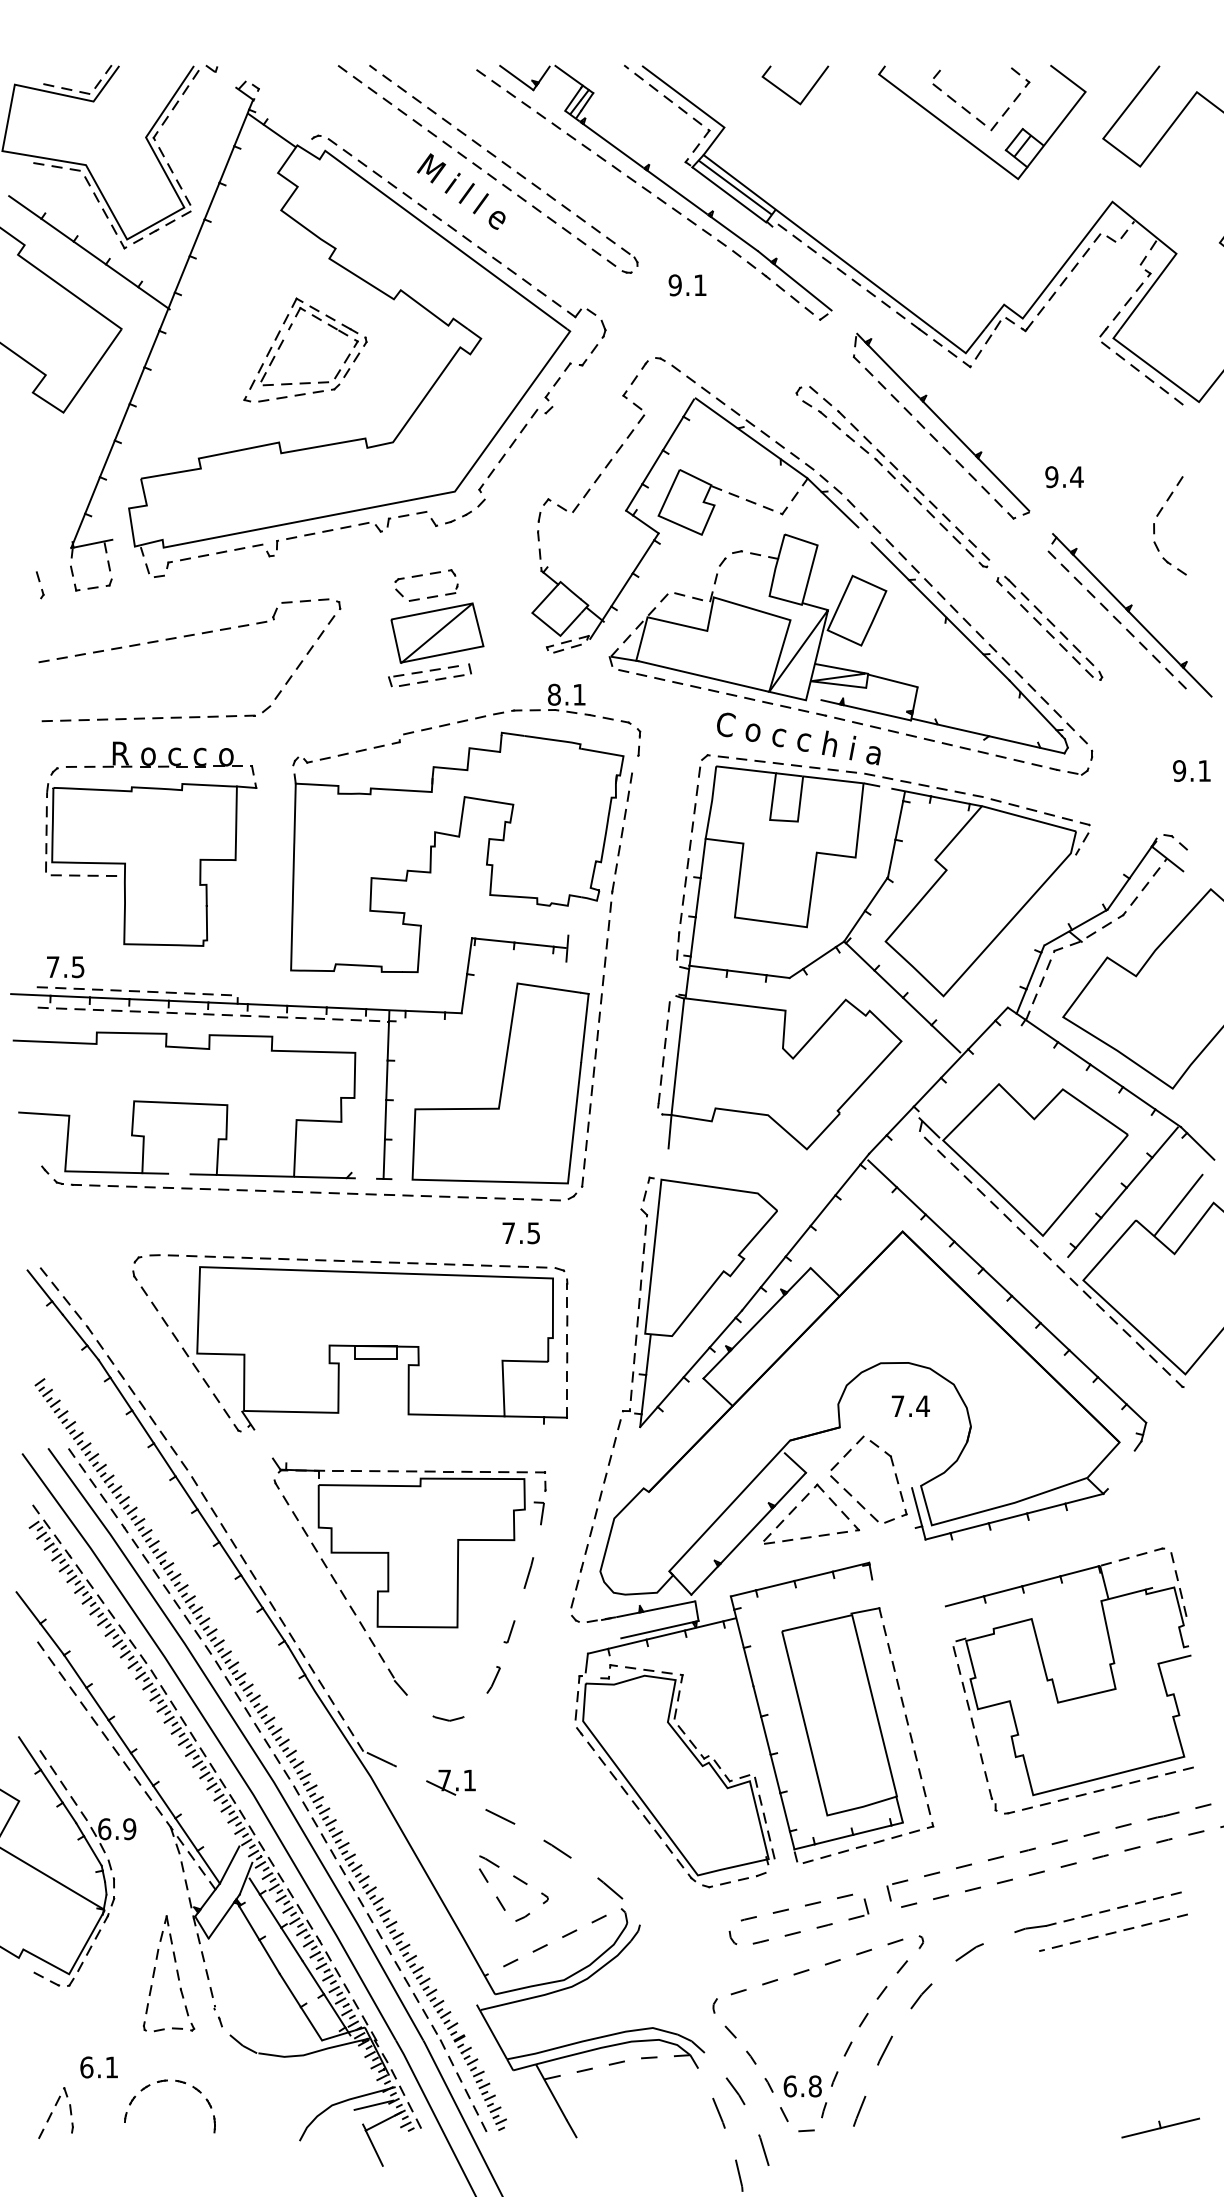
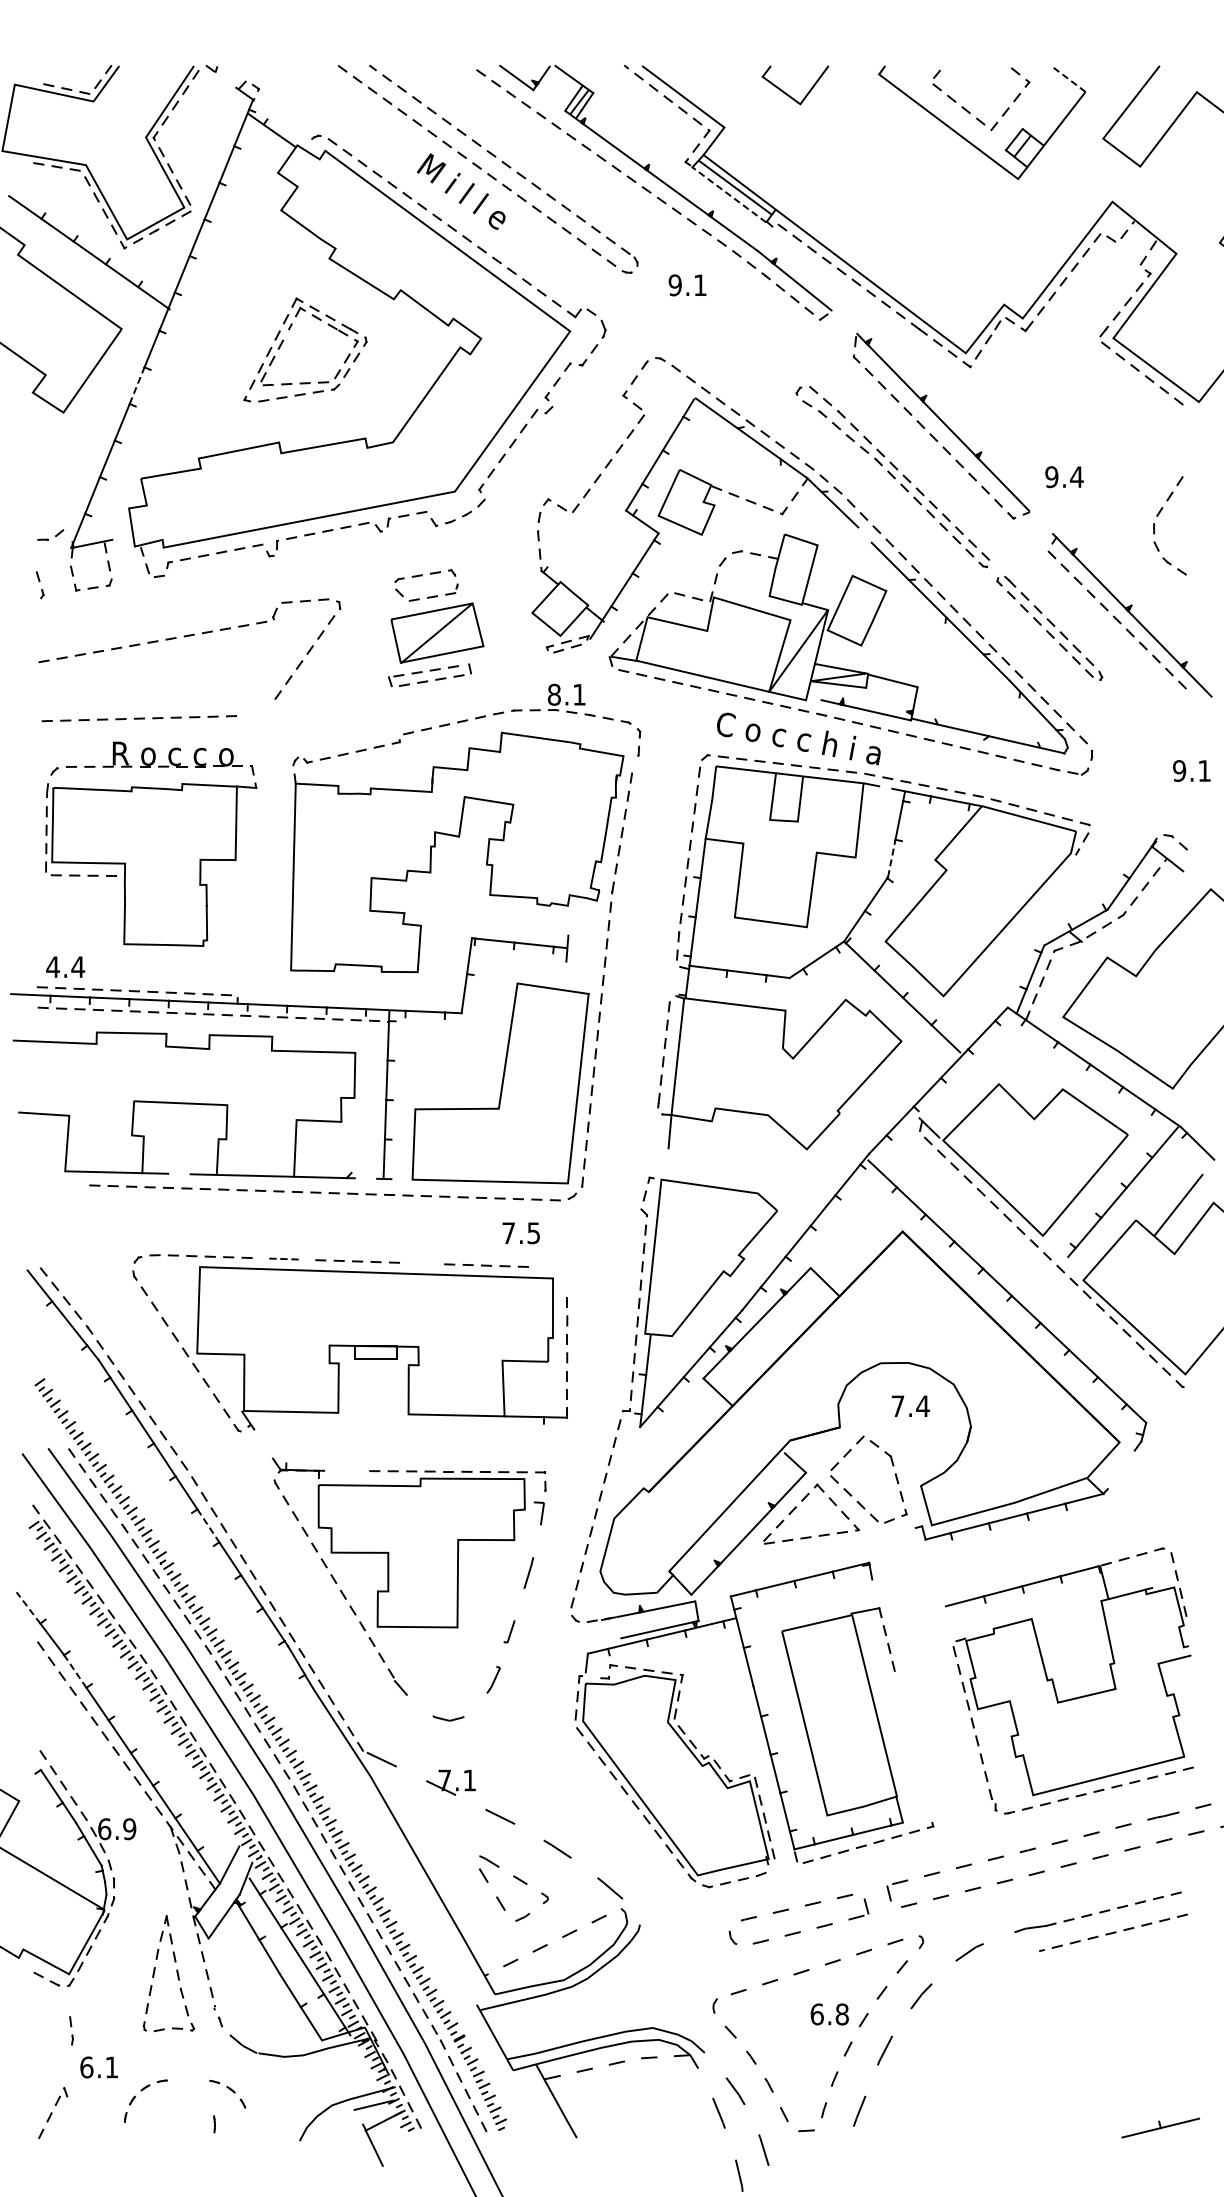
line: solid -> dashed (1068, 78)
line: solid -> dashed (728, 194)
line: solid -> dashed (137, 385)
part position: (257, 710) -> (50, 534) (50, 534)
line: solid -> dashed (891, 857)
text: 7.5 -> 4.4 (65, 967)
part: present -> none (61, 1182)
part size: 48x4 px -> 30x4 px (283, 1258)
part: present -> none (421, 1263)
part: present -> none (556, 1269)
line: present -> none (343, 1470)
line: present -> none (917, 1507)
line: solid -> dashed (208, 1525)
line: solid -> dashed (28, 1607)
line: solid -> dashed (75, 1671)
part: present -> none (913, 1746)
line: present -> none (29, 1753)
text position: (802, 2086) -> (829, 2014) (829, 2014)
part position: (193, 2093) -> (227, 2093) (227, 2093)
part position: (71, 2118) -> (71, 2030) (71, 2030)
